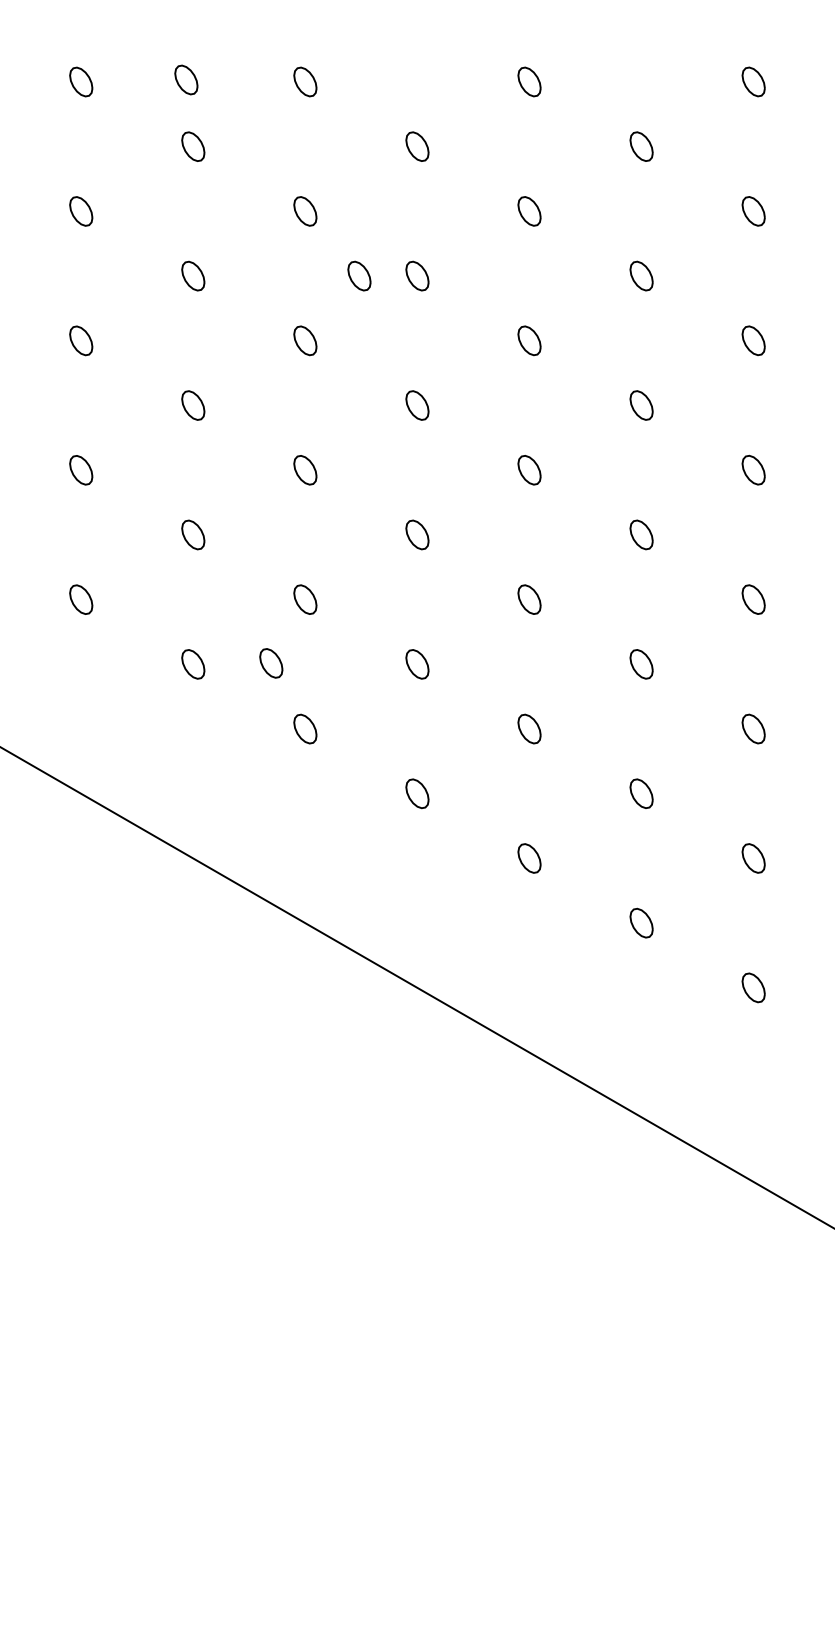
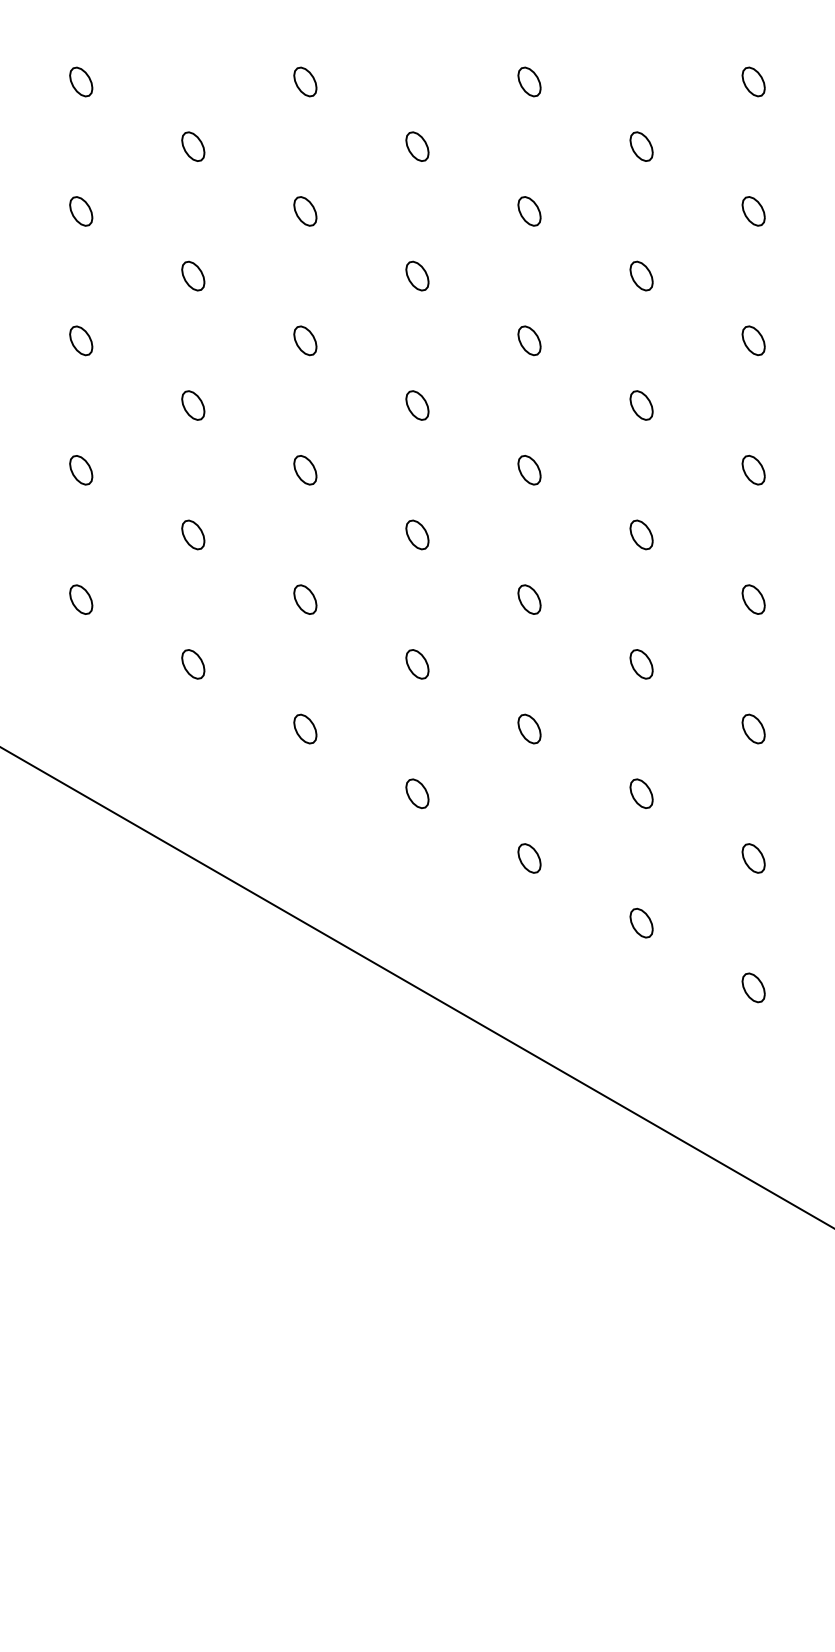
part: present -> none (186, 79)
part: present -> none (359, 275)
part: present -> none (271, 663)
